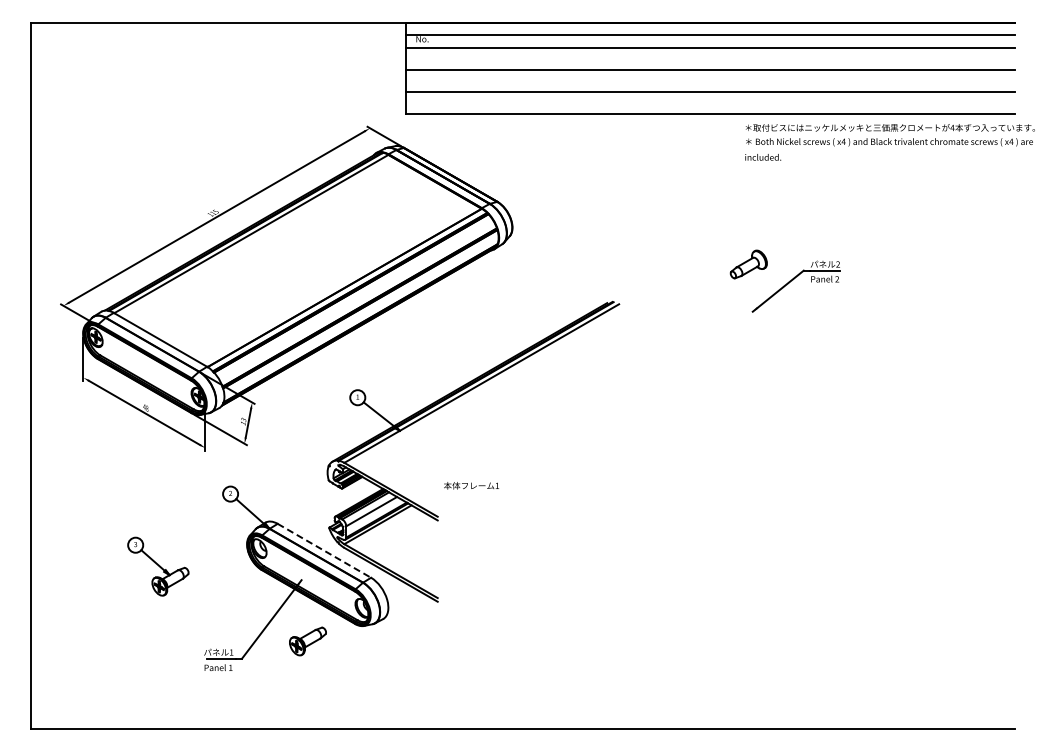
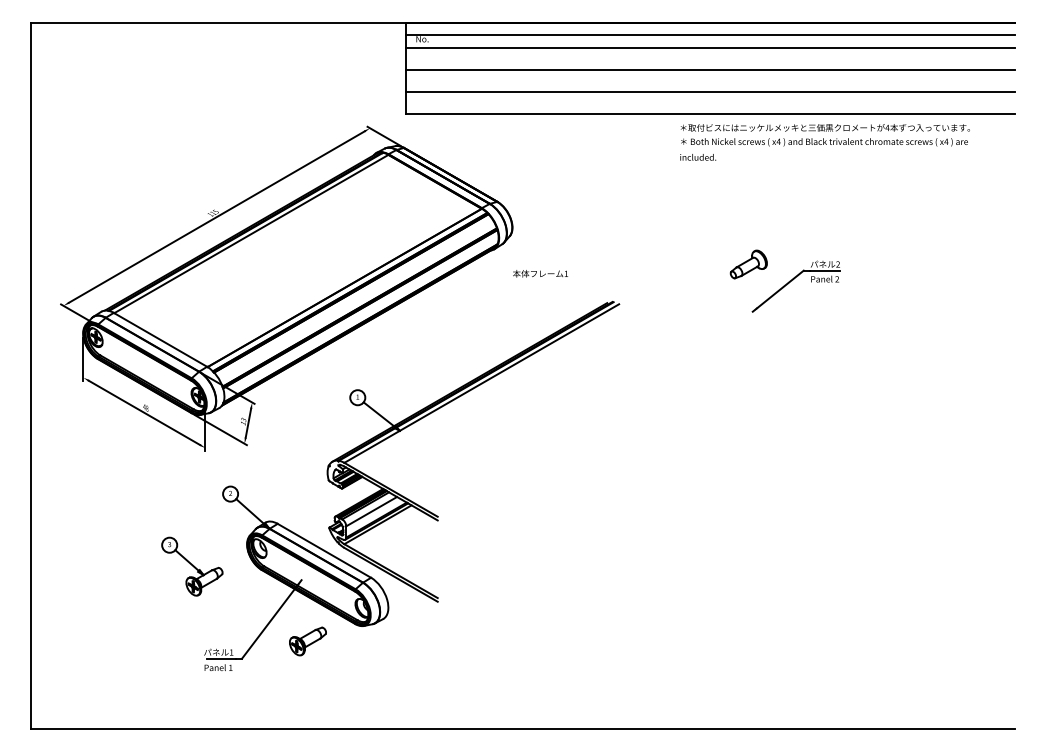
text position: (889, 142) -> (824, 142) (824, 142)
text position: (471, 485) -> (540, 273) (540, 273)
line: dashed -> solid (324, 550)
part position: (158, 566) -> (192, 566) (192, 566)
